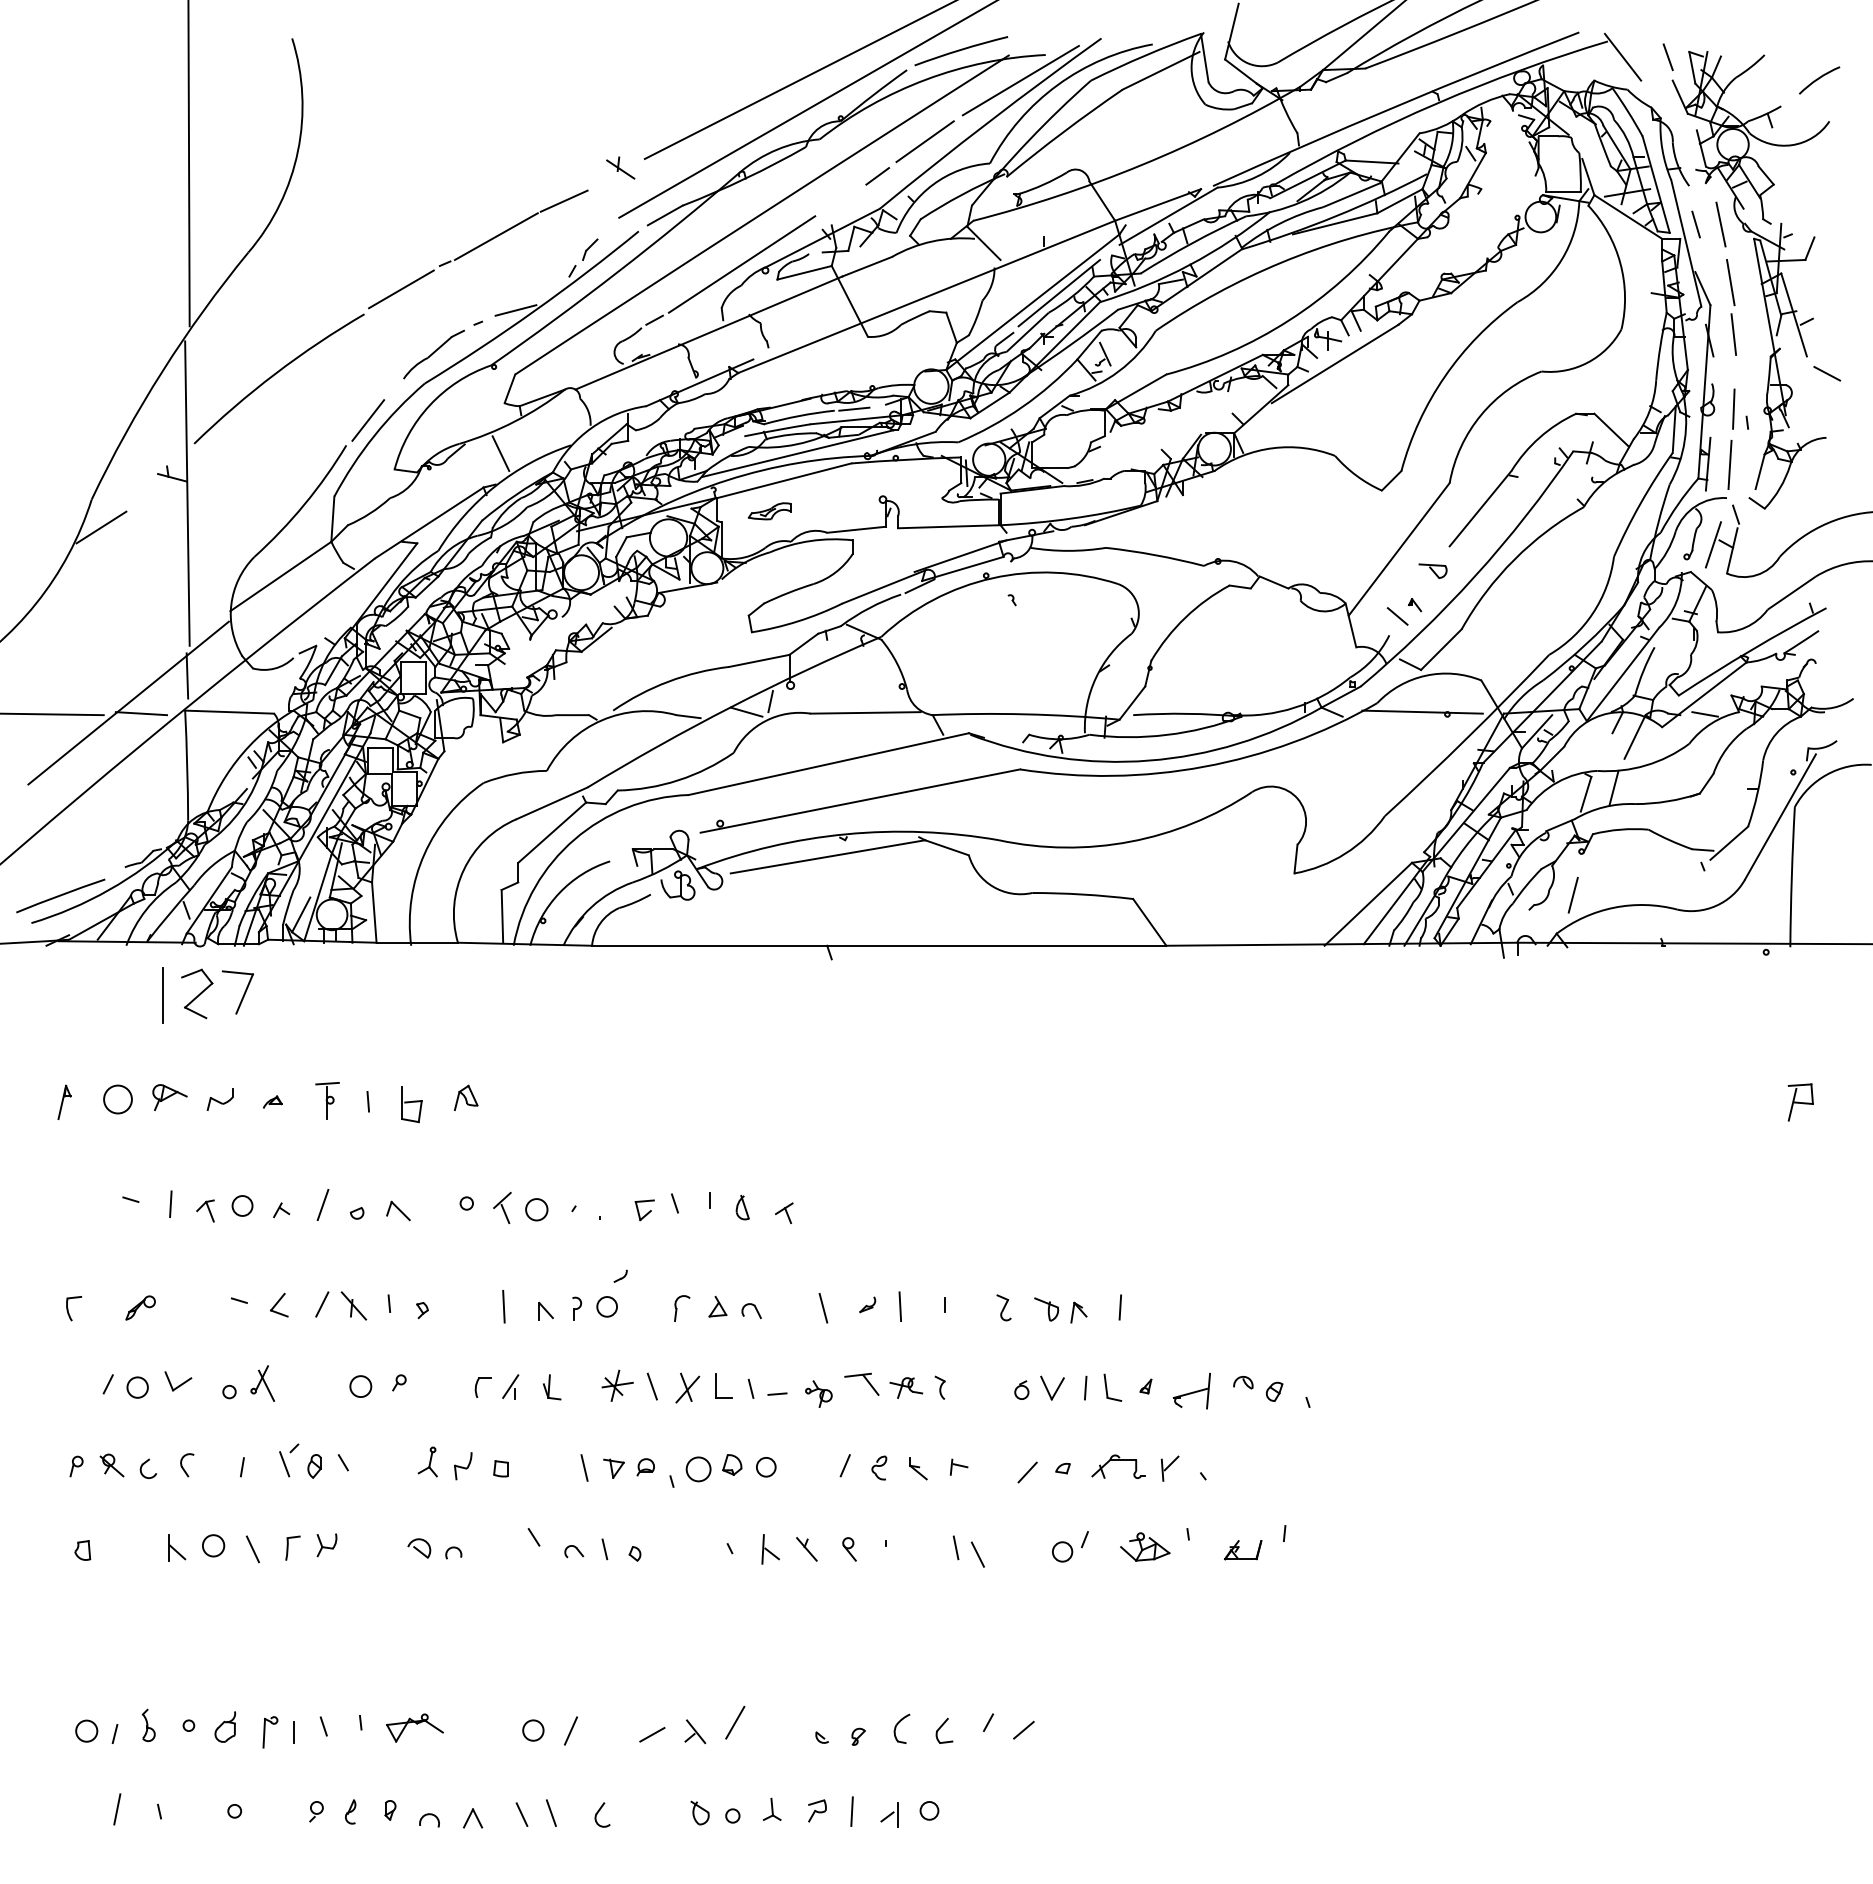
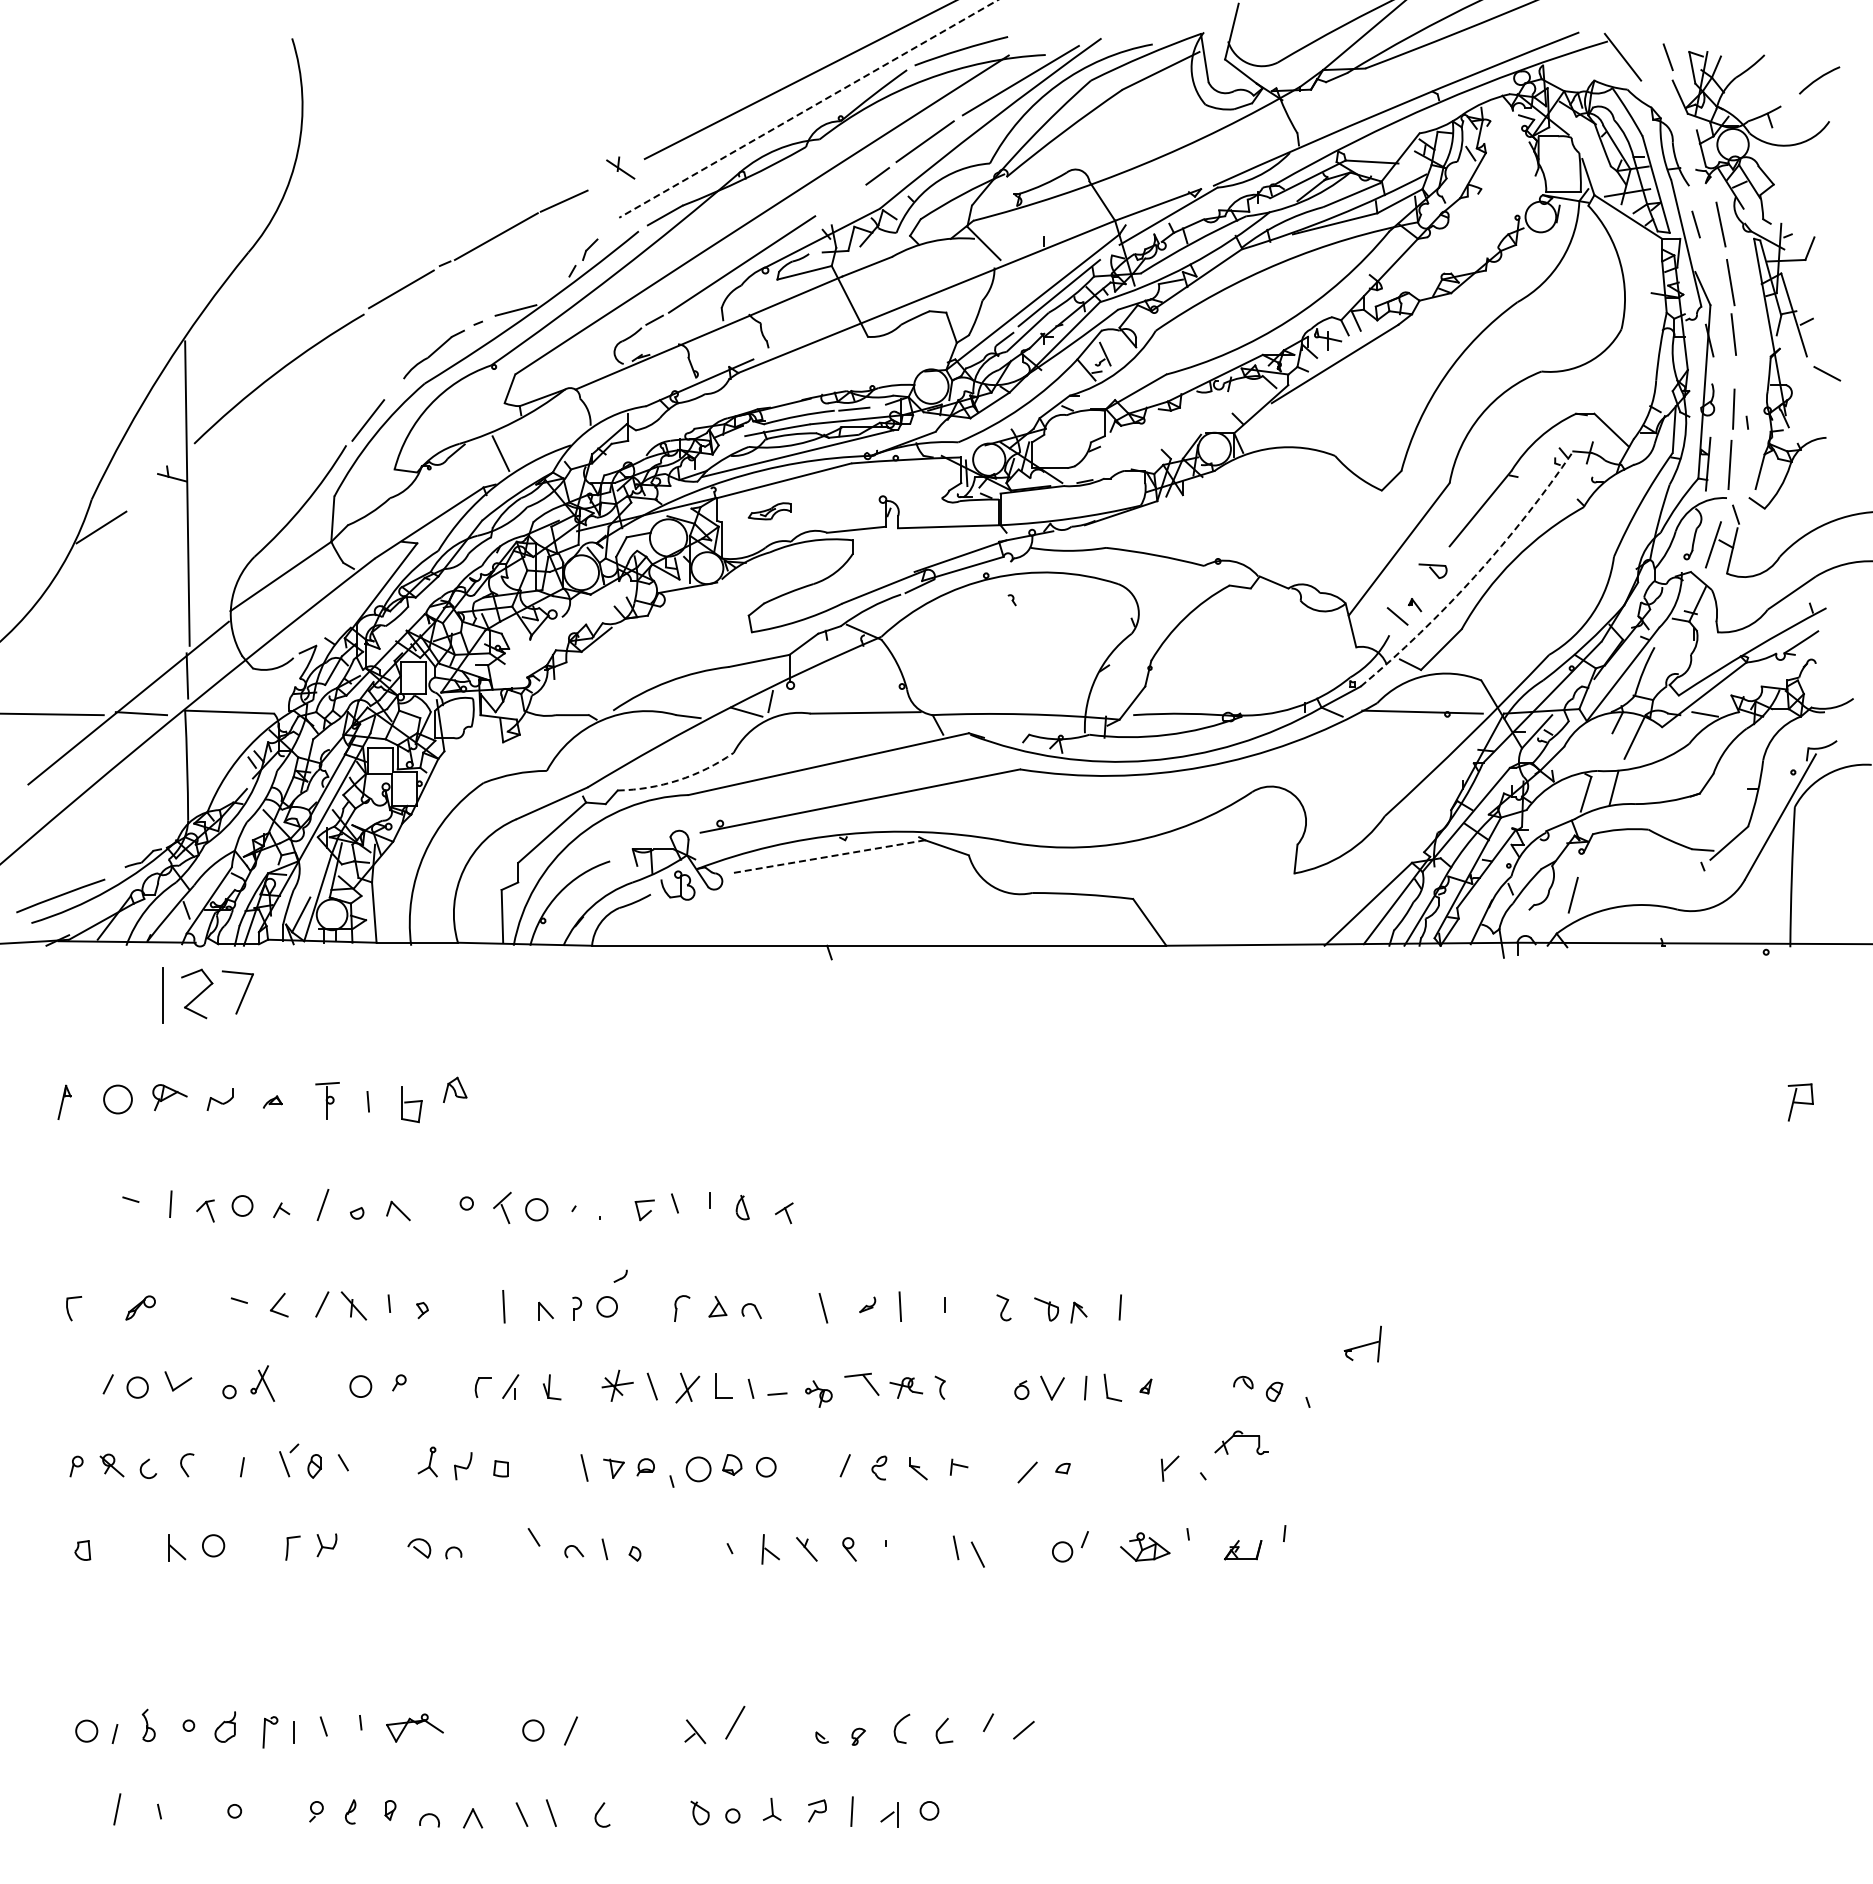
line: solid -> dashed (808, 109)
line: present -> none (188, 164)
arc: solid -> dashed (1475, 576)
arc: solid -> dashed (678, 780)
line: solid -> dashed (827, 856)
part position: (466, 1097) -> (455, 1089) (455, 1089)
part position: (1191, 1390) -> (1362, 1343) (1362, 1343)
part position: (1118, 1466) -> (1241, 1442) (1241, 1442)
line: present -> none (252, 1549)
line: present -> none (652, 1734)
